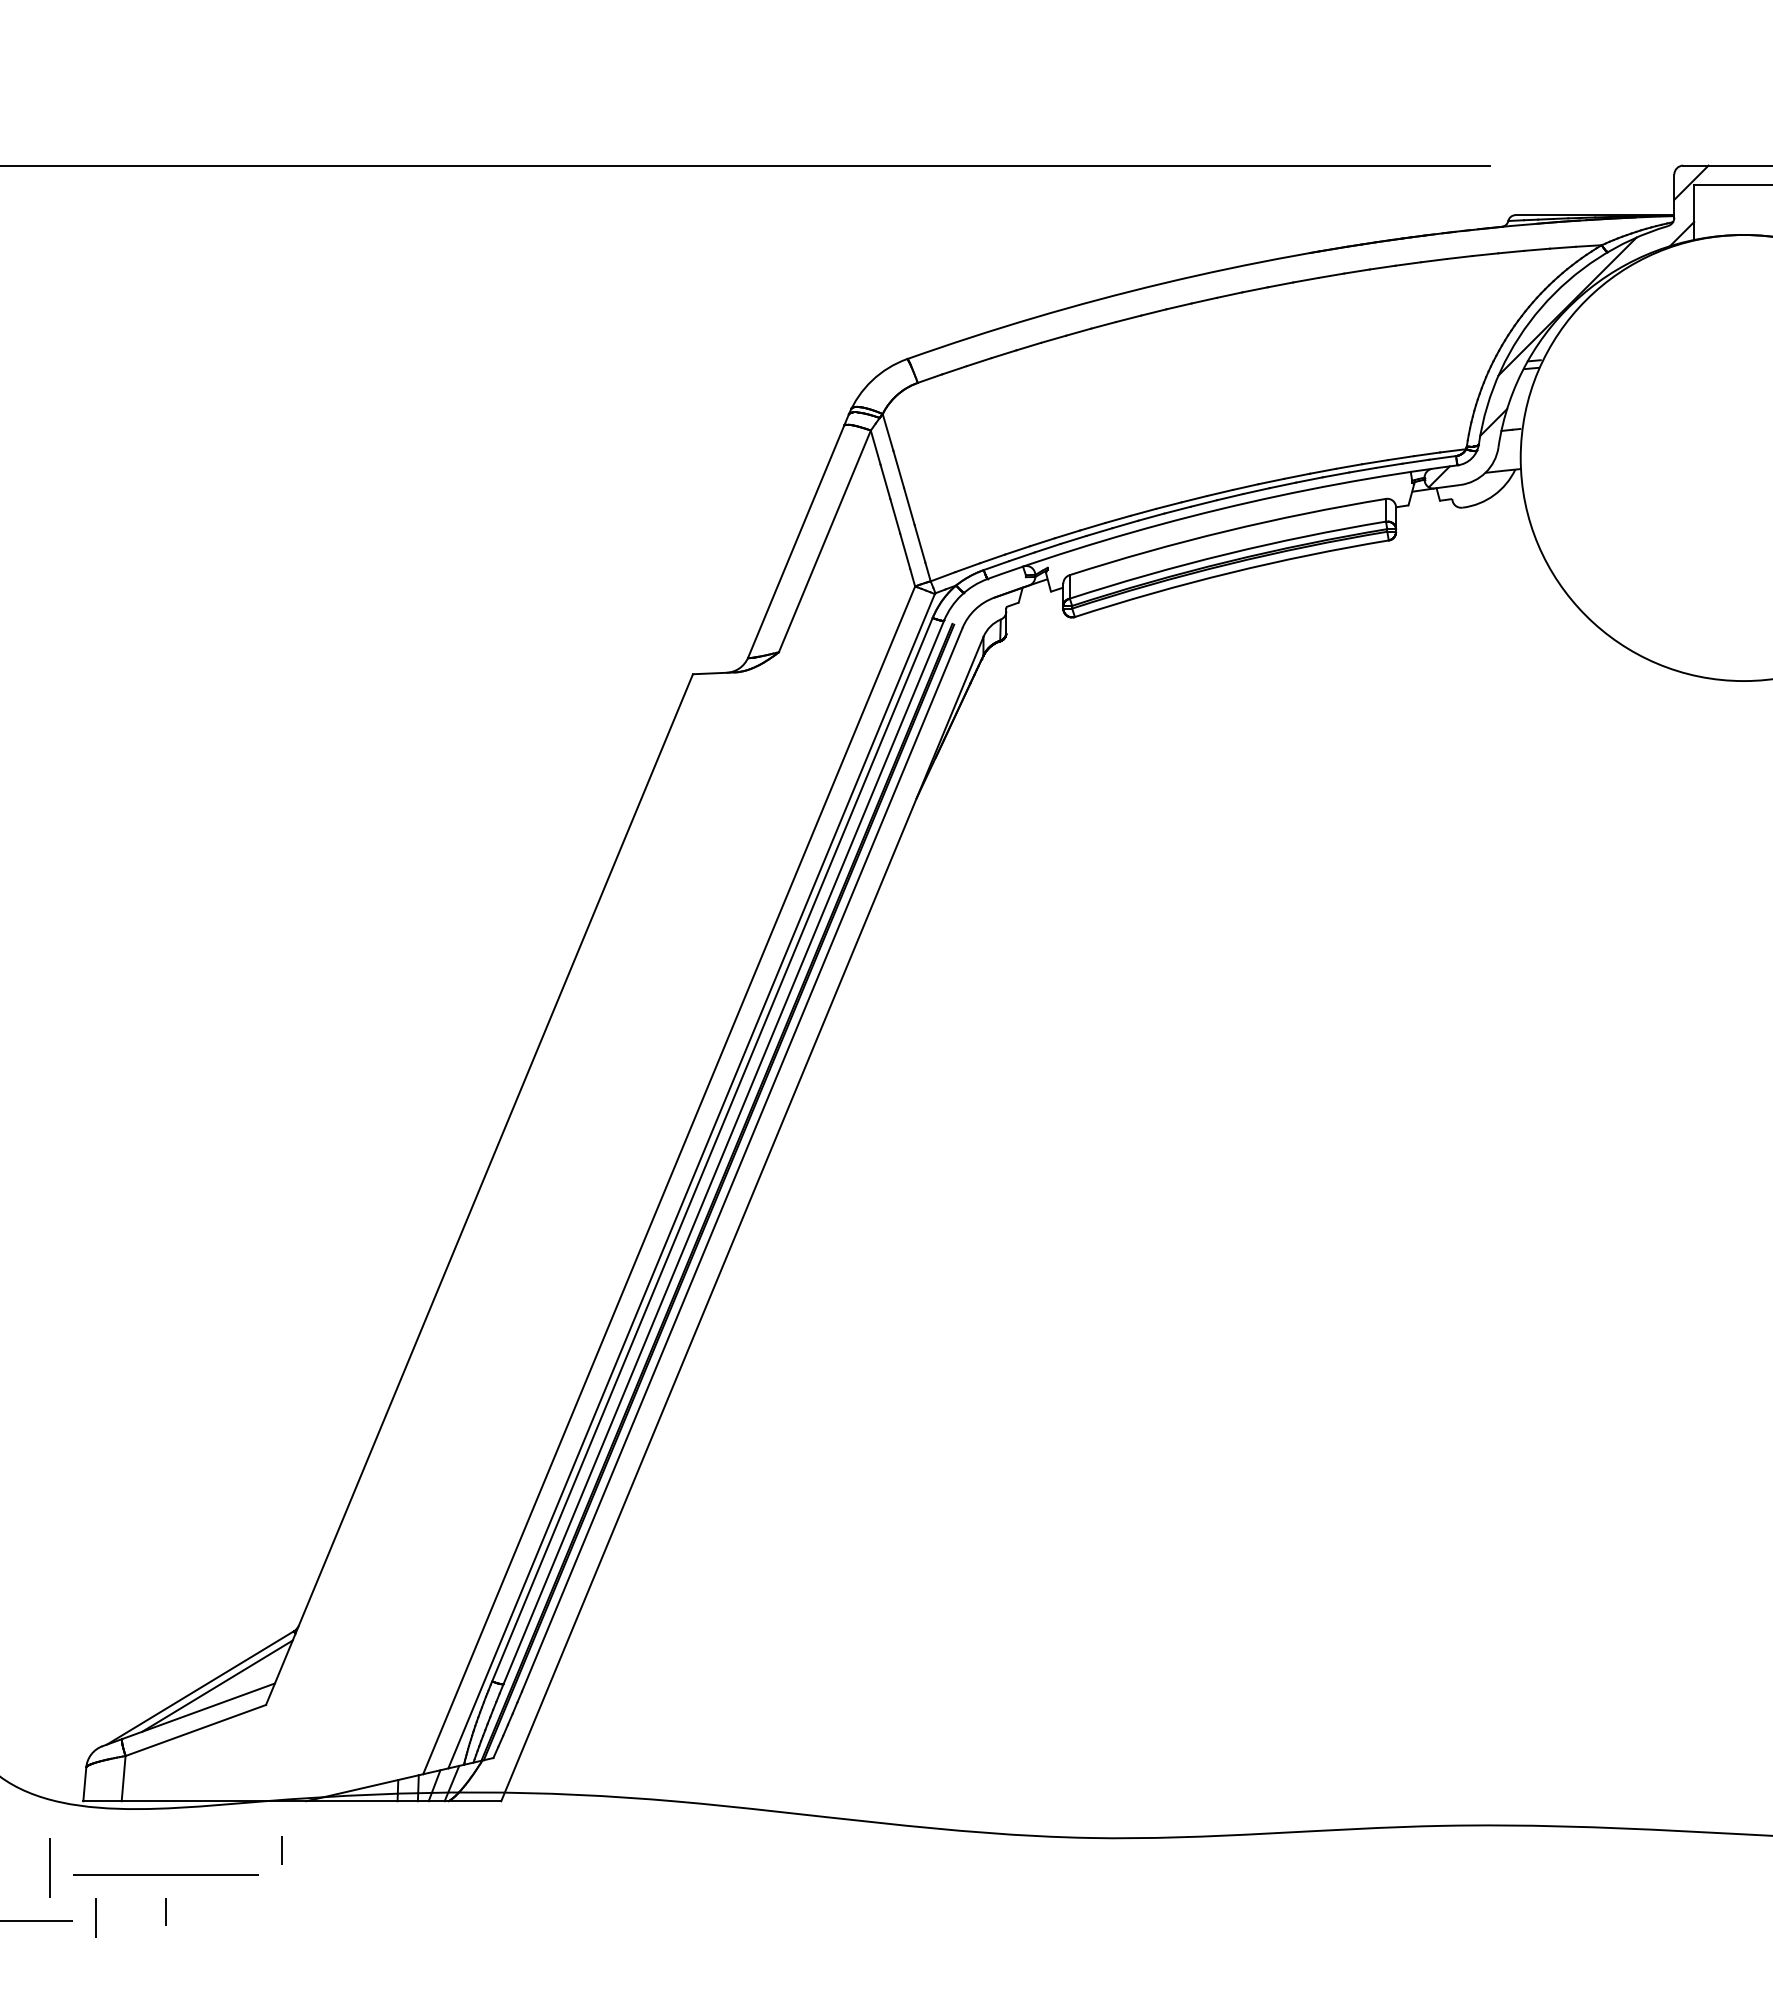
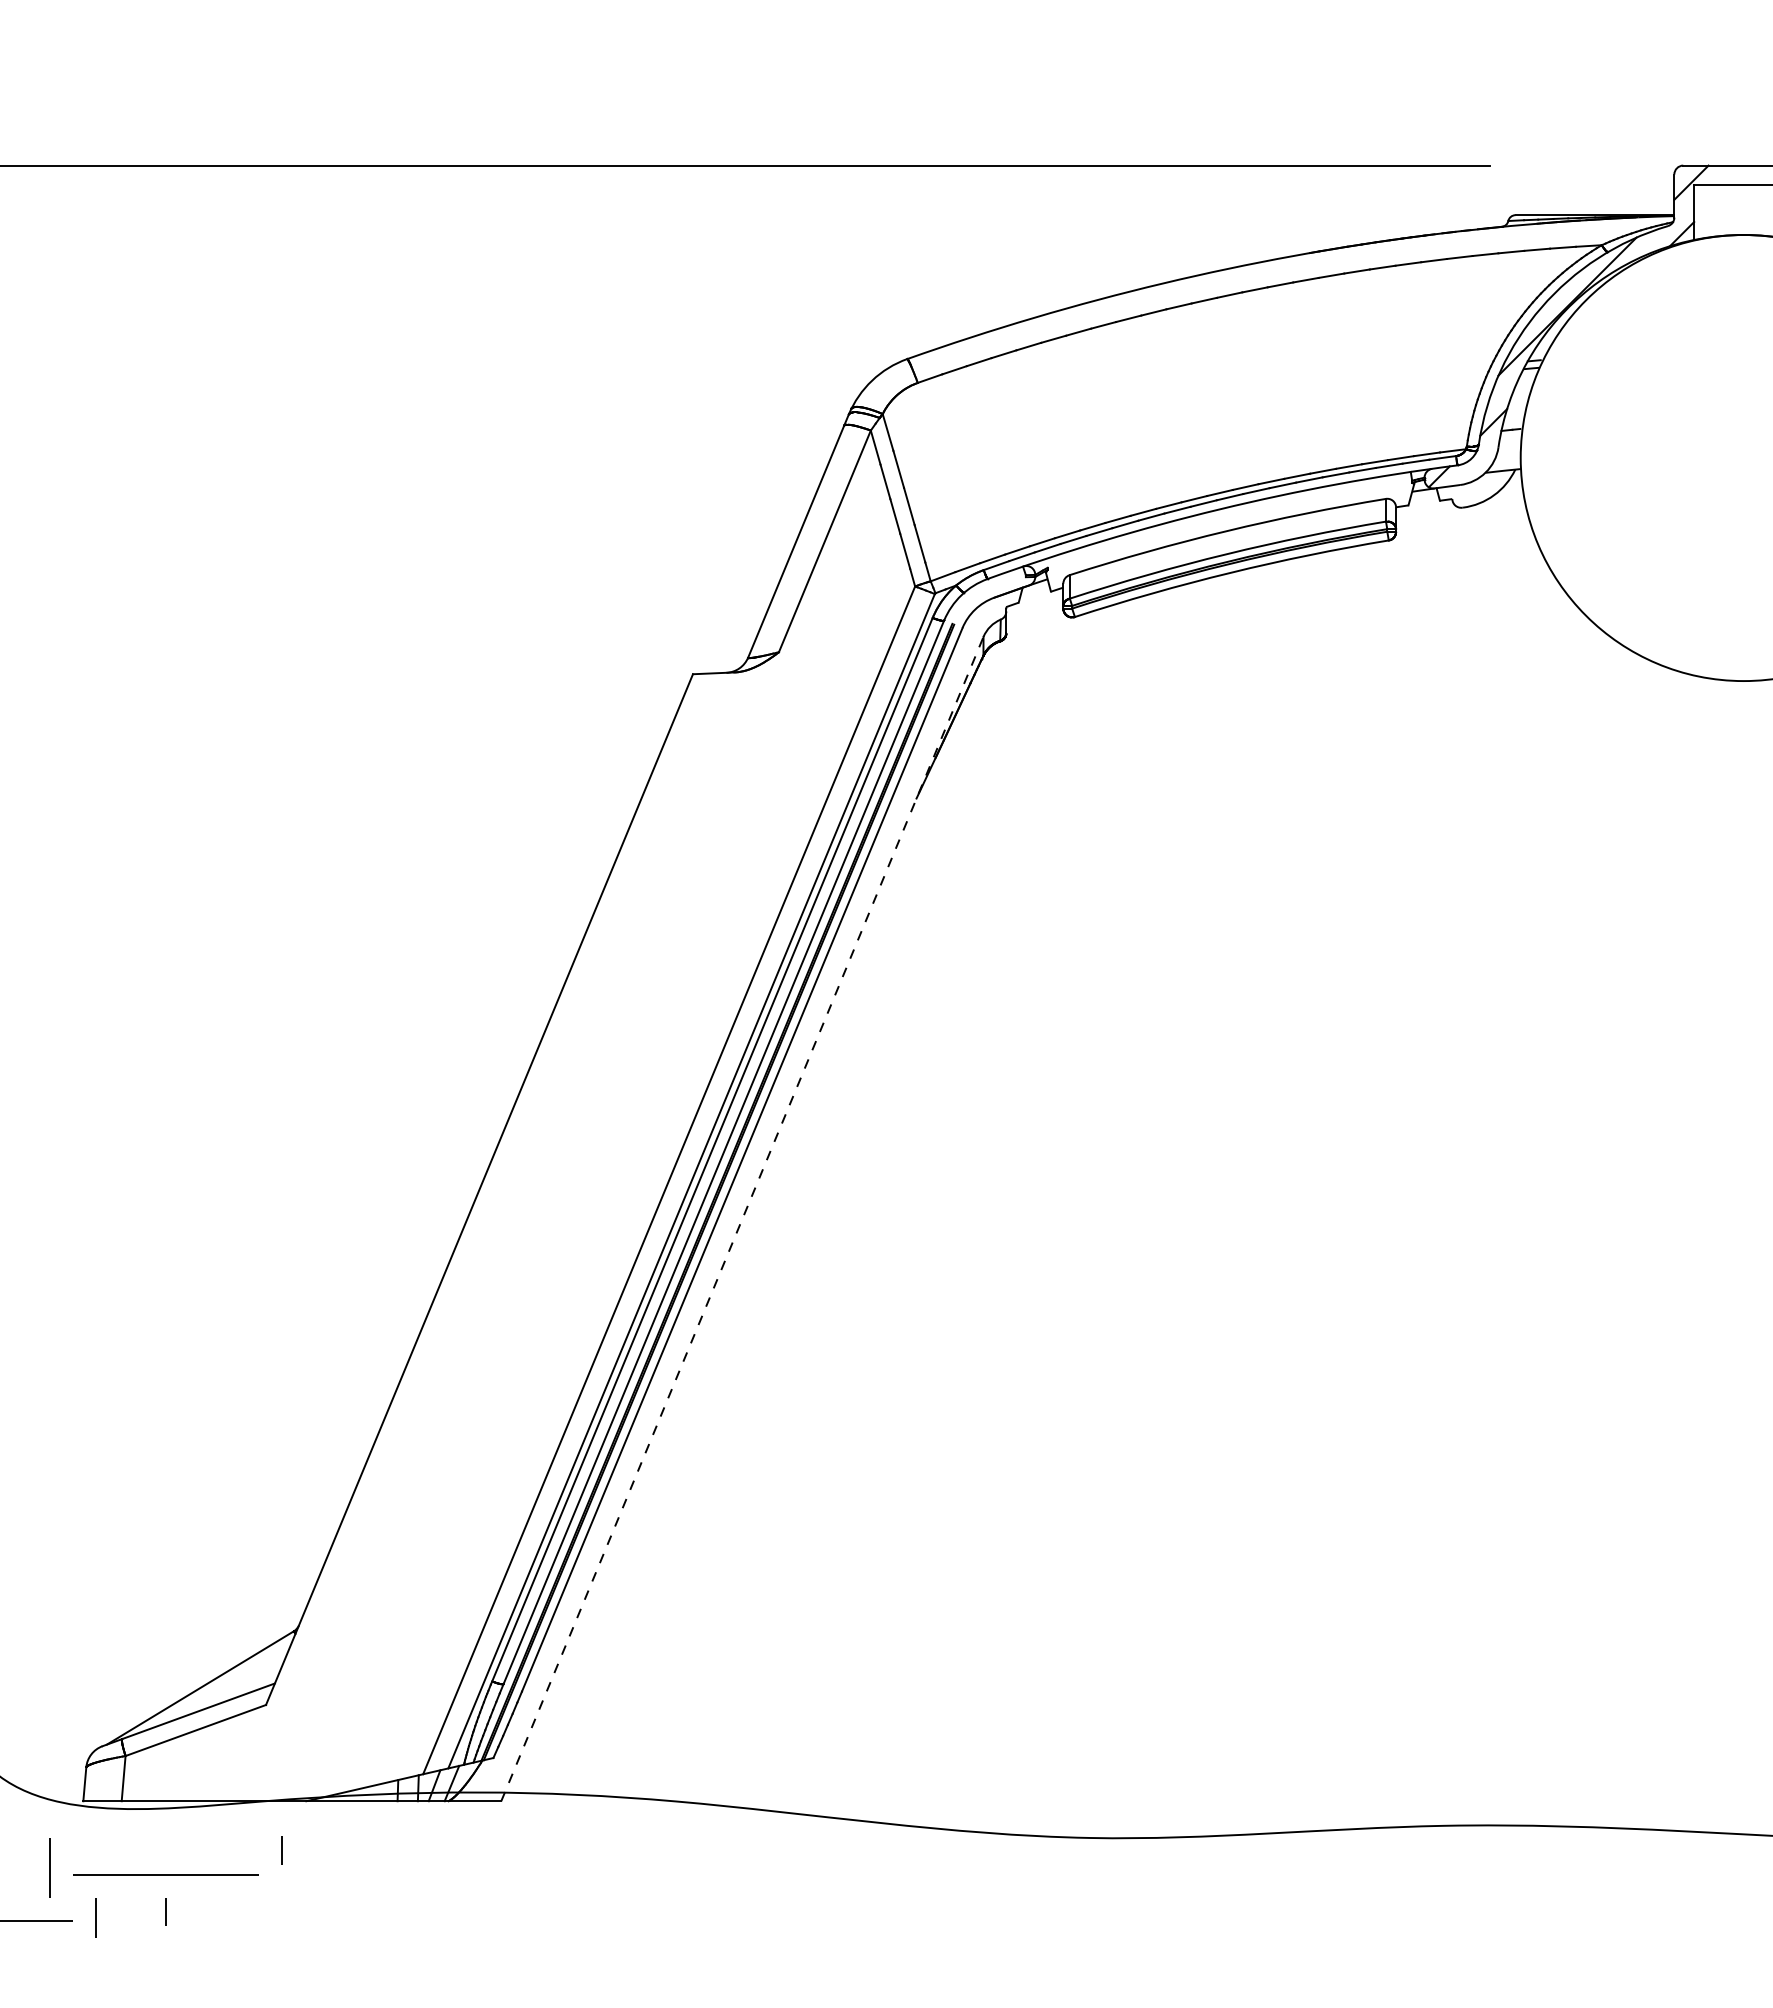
line: solid -> dashed (742, 1218)
line: present -> none (217, 1685)
